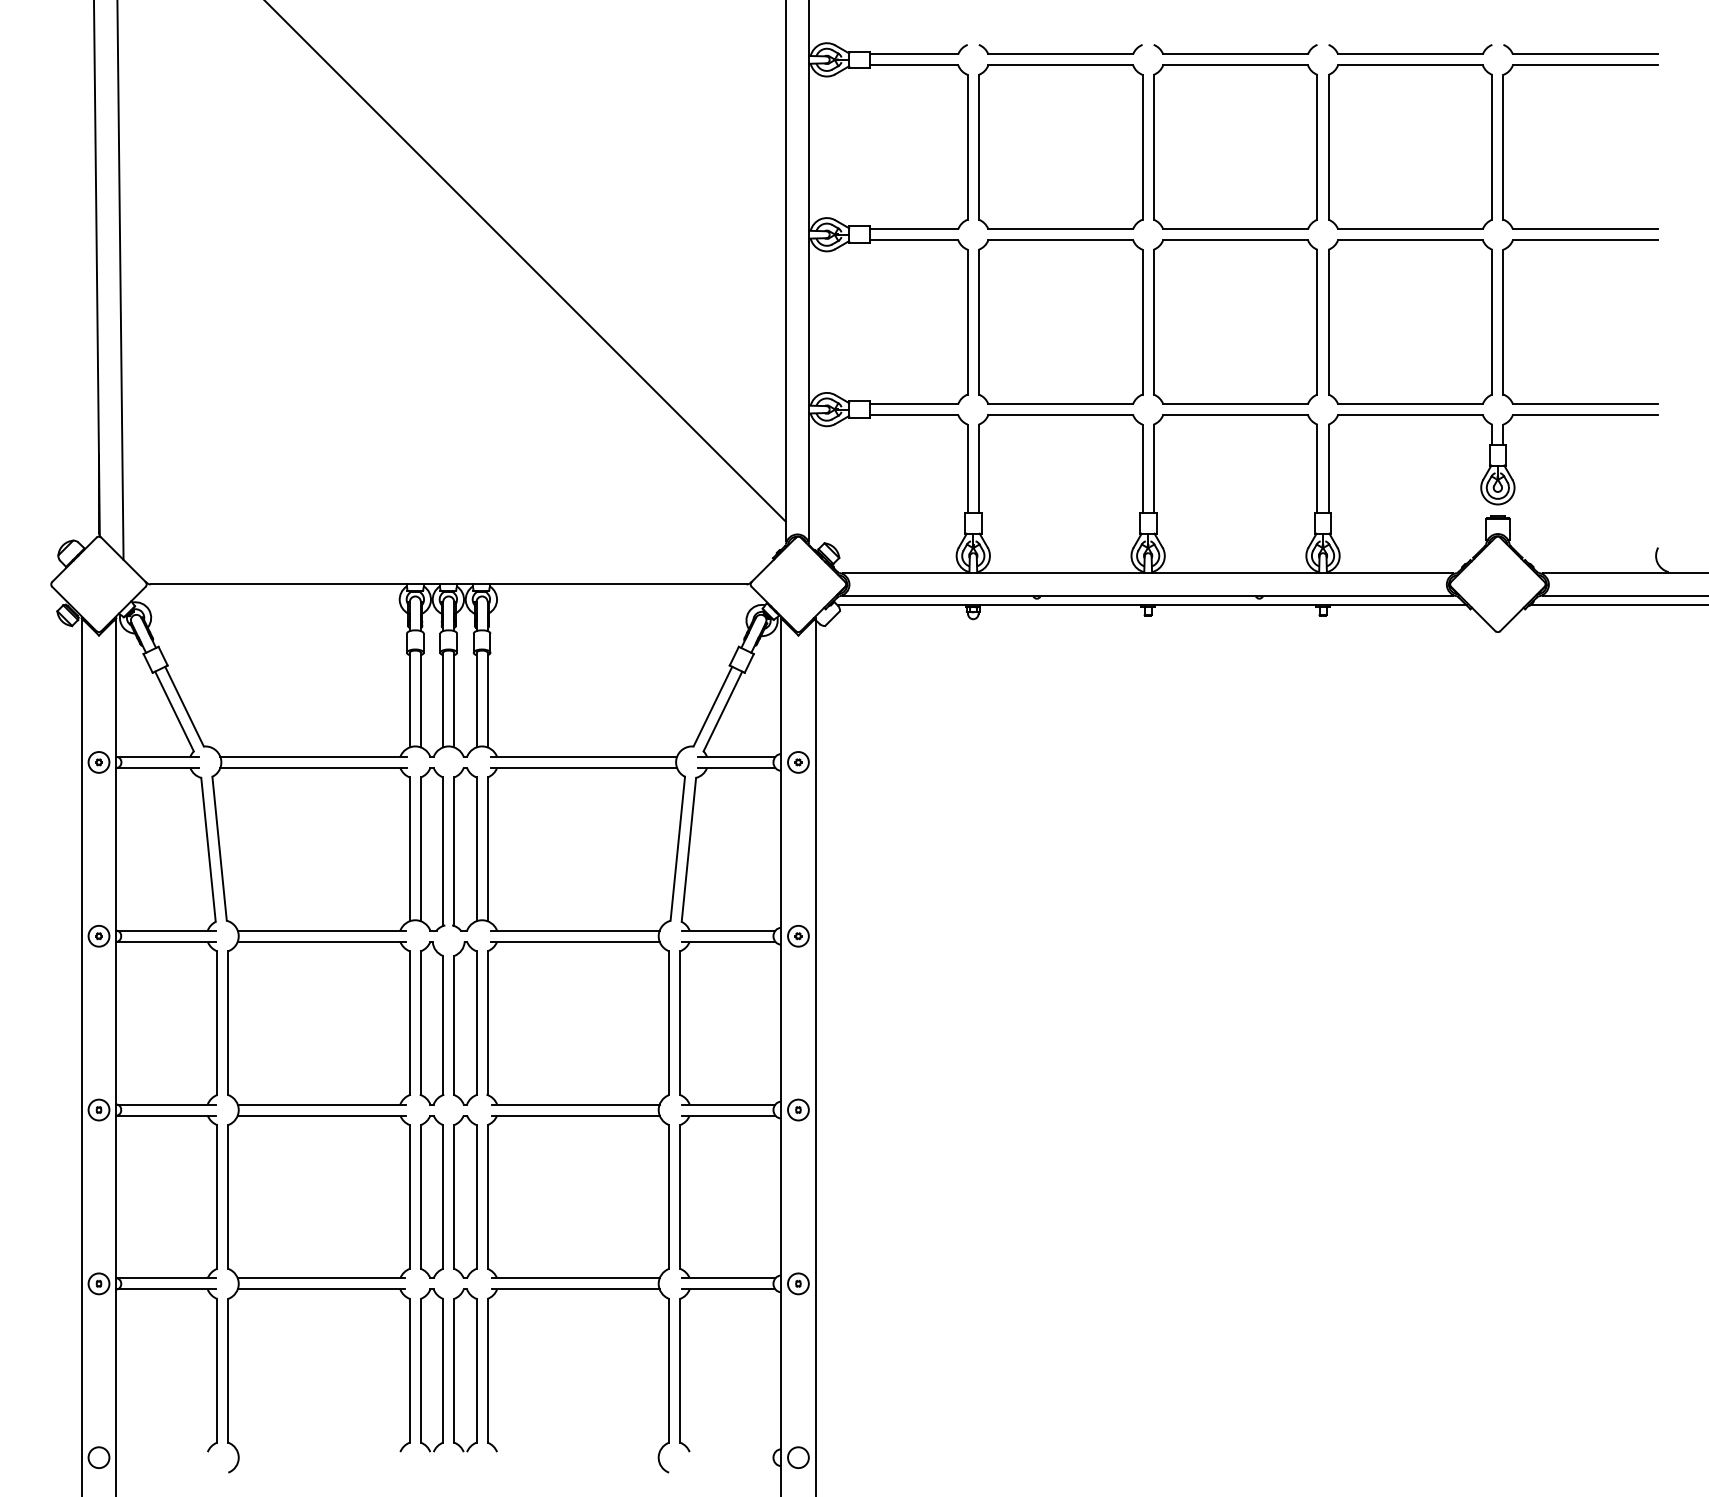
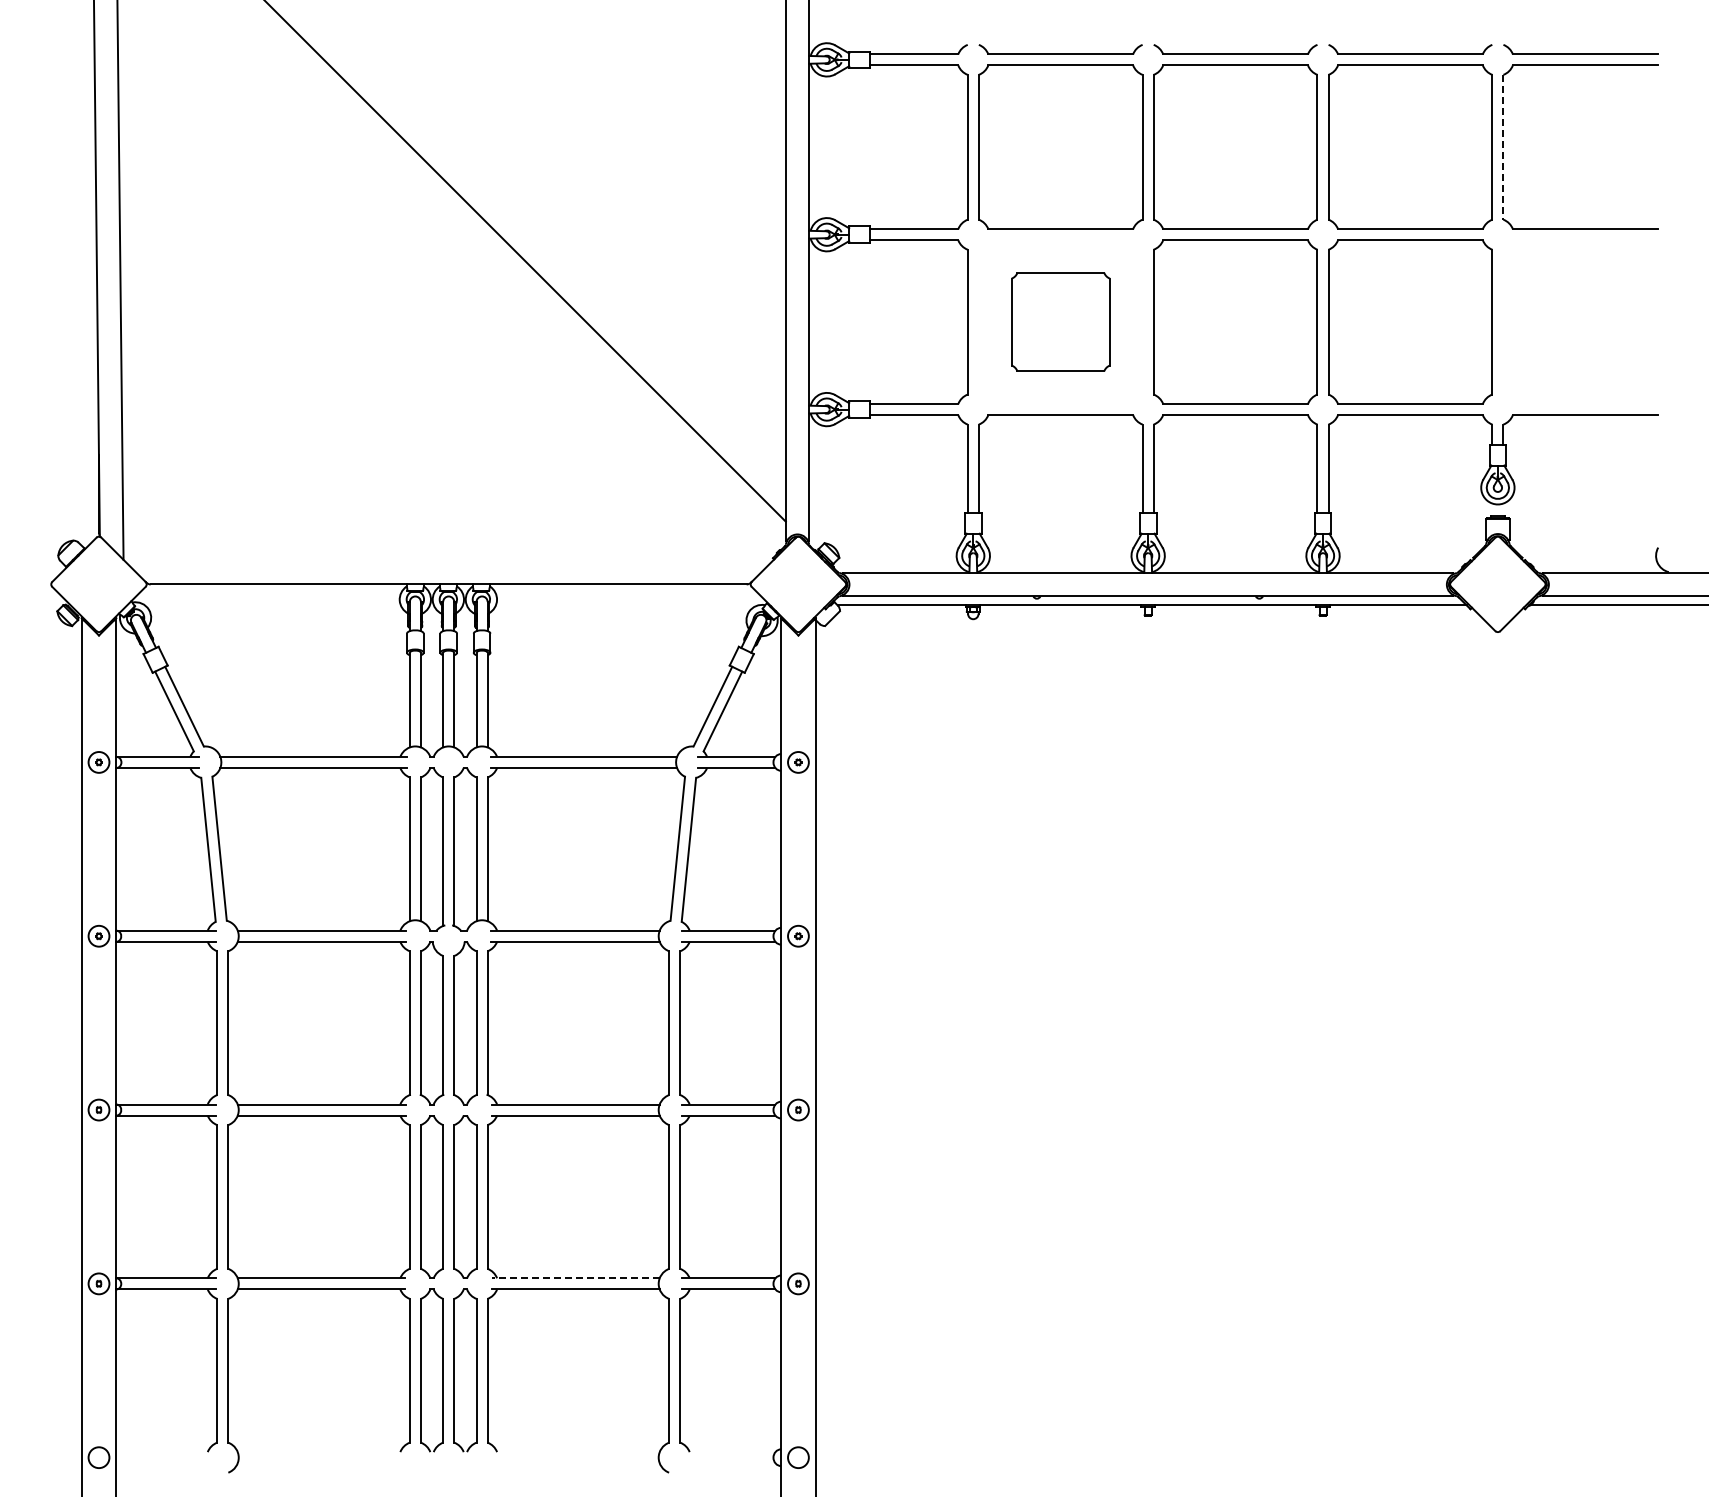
line: solid -> dashed (1503, 147)
part size: 166x166 px -> 100x100 px (1060, 321)
part: present -> none (1503, 321)
line: solid -> dashed (576, 1278)
